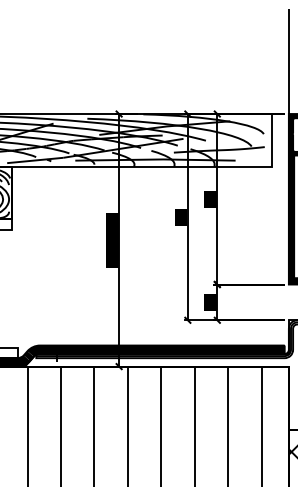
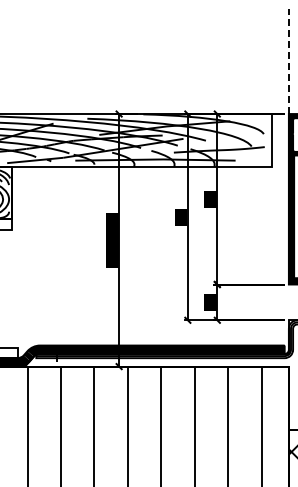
line: solid -> dashed (288, 61)
